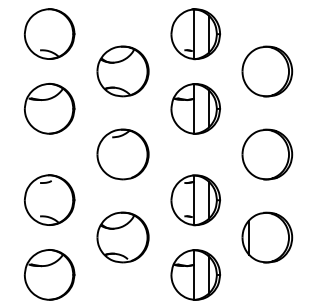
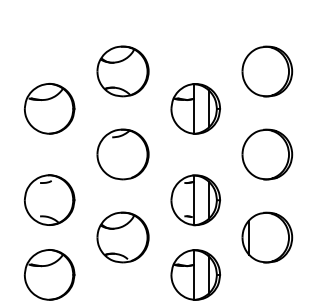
part: present -> none (49, 33)
part: present -> none (195, 34)
